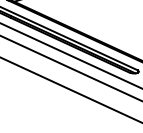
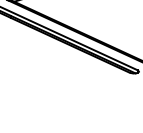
line: present -> none (70, 55)
line: present -> none (70, 67)
line: present -> none (70, 89)
